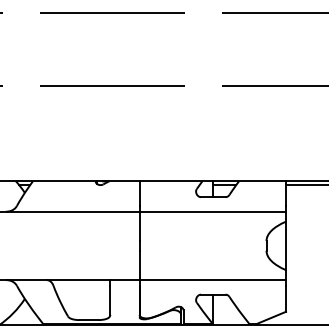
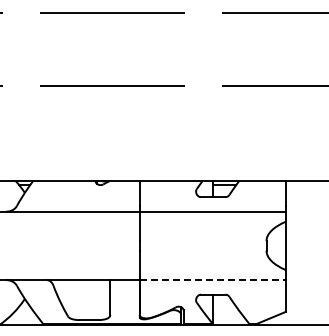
line: present -> none (305, 184)
line: solid -> dashed (213, 280)
